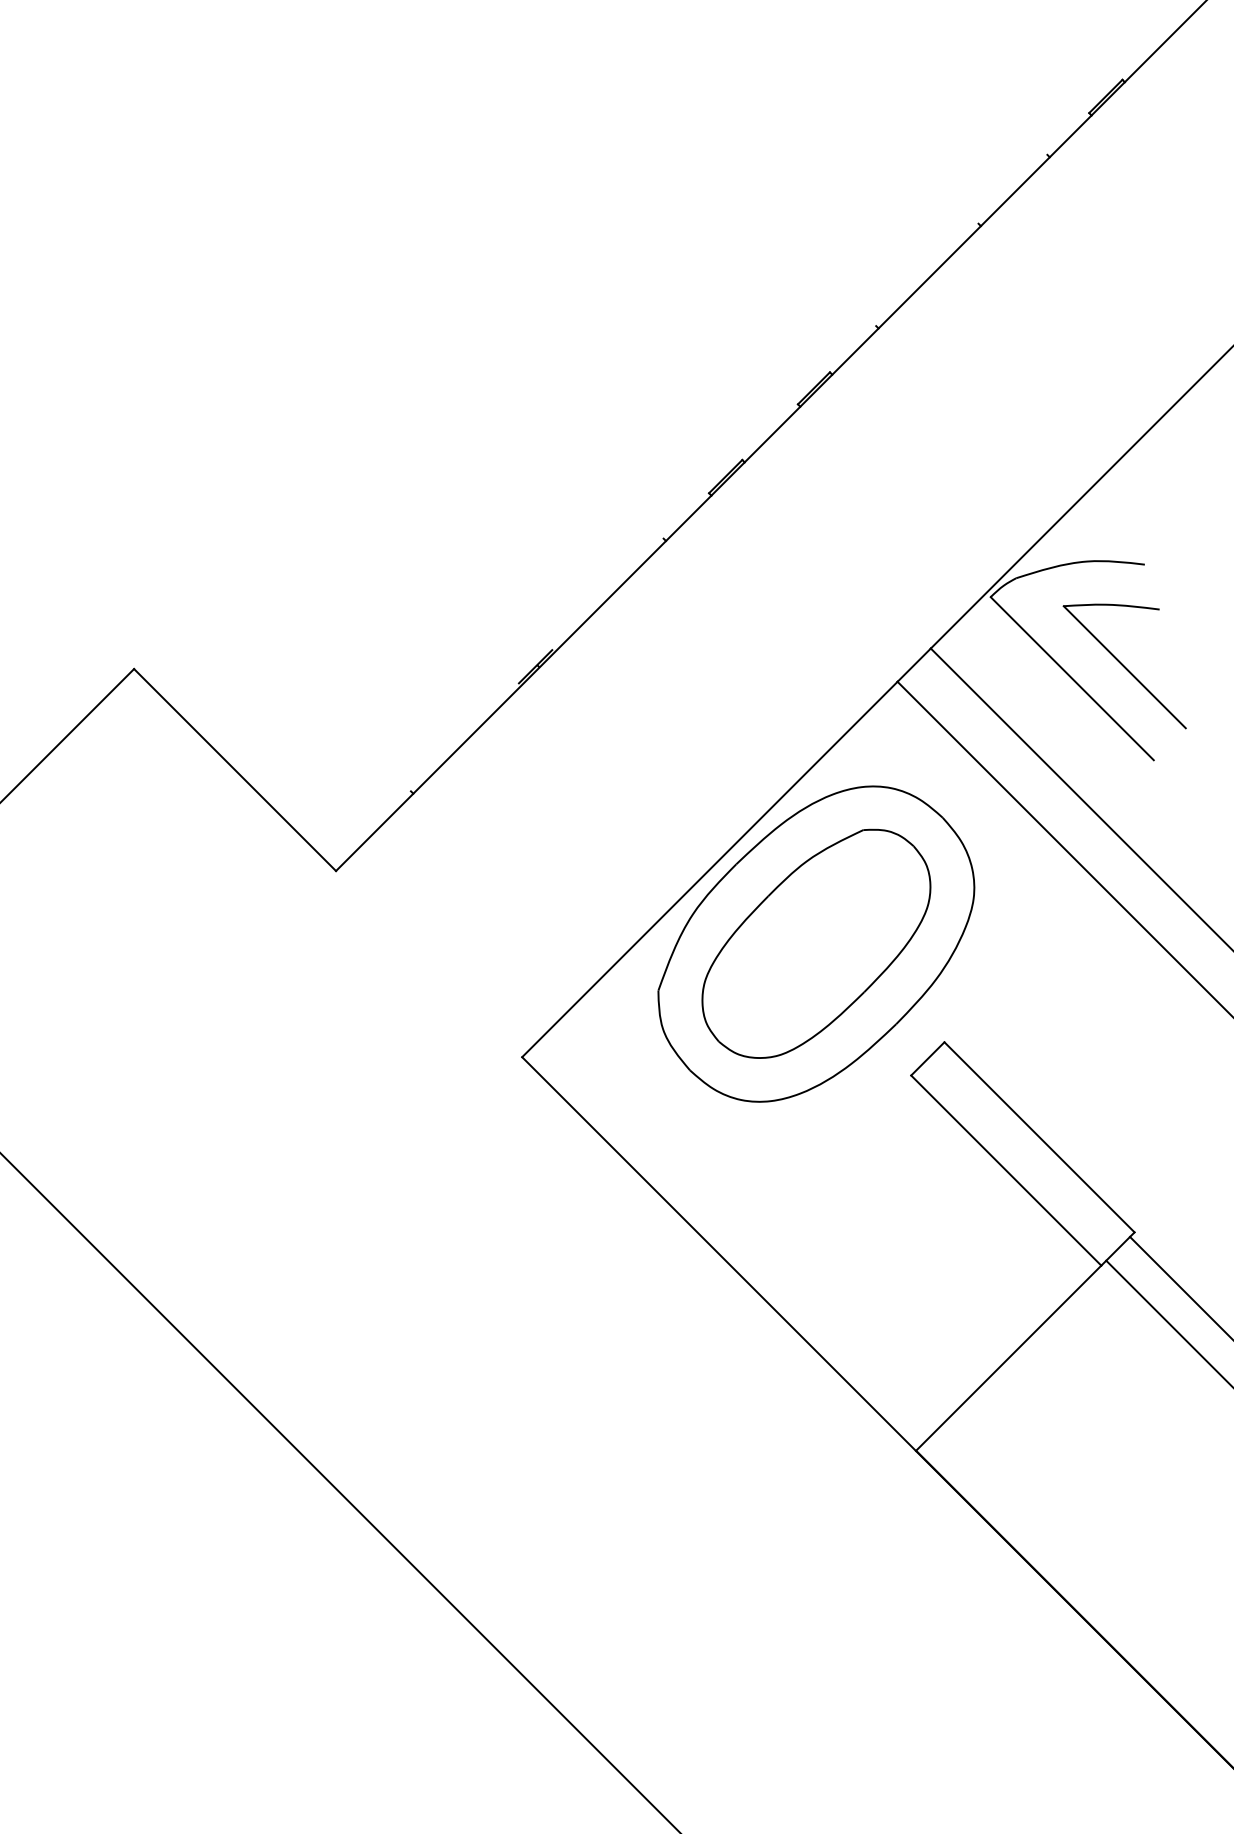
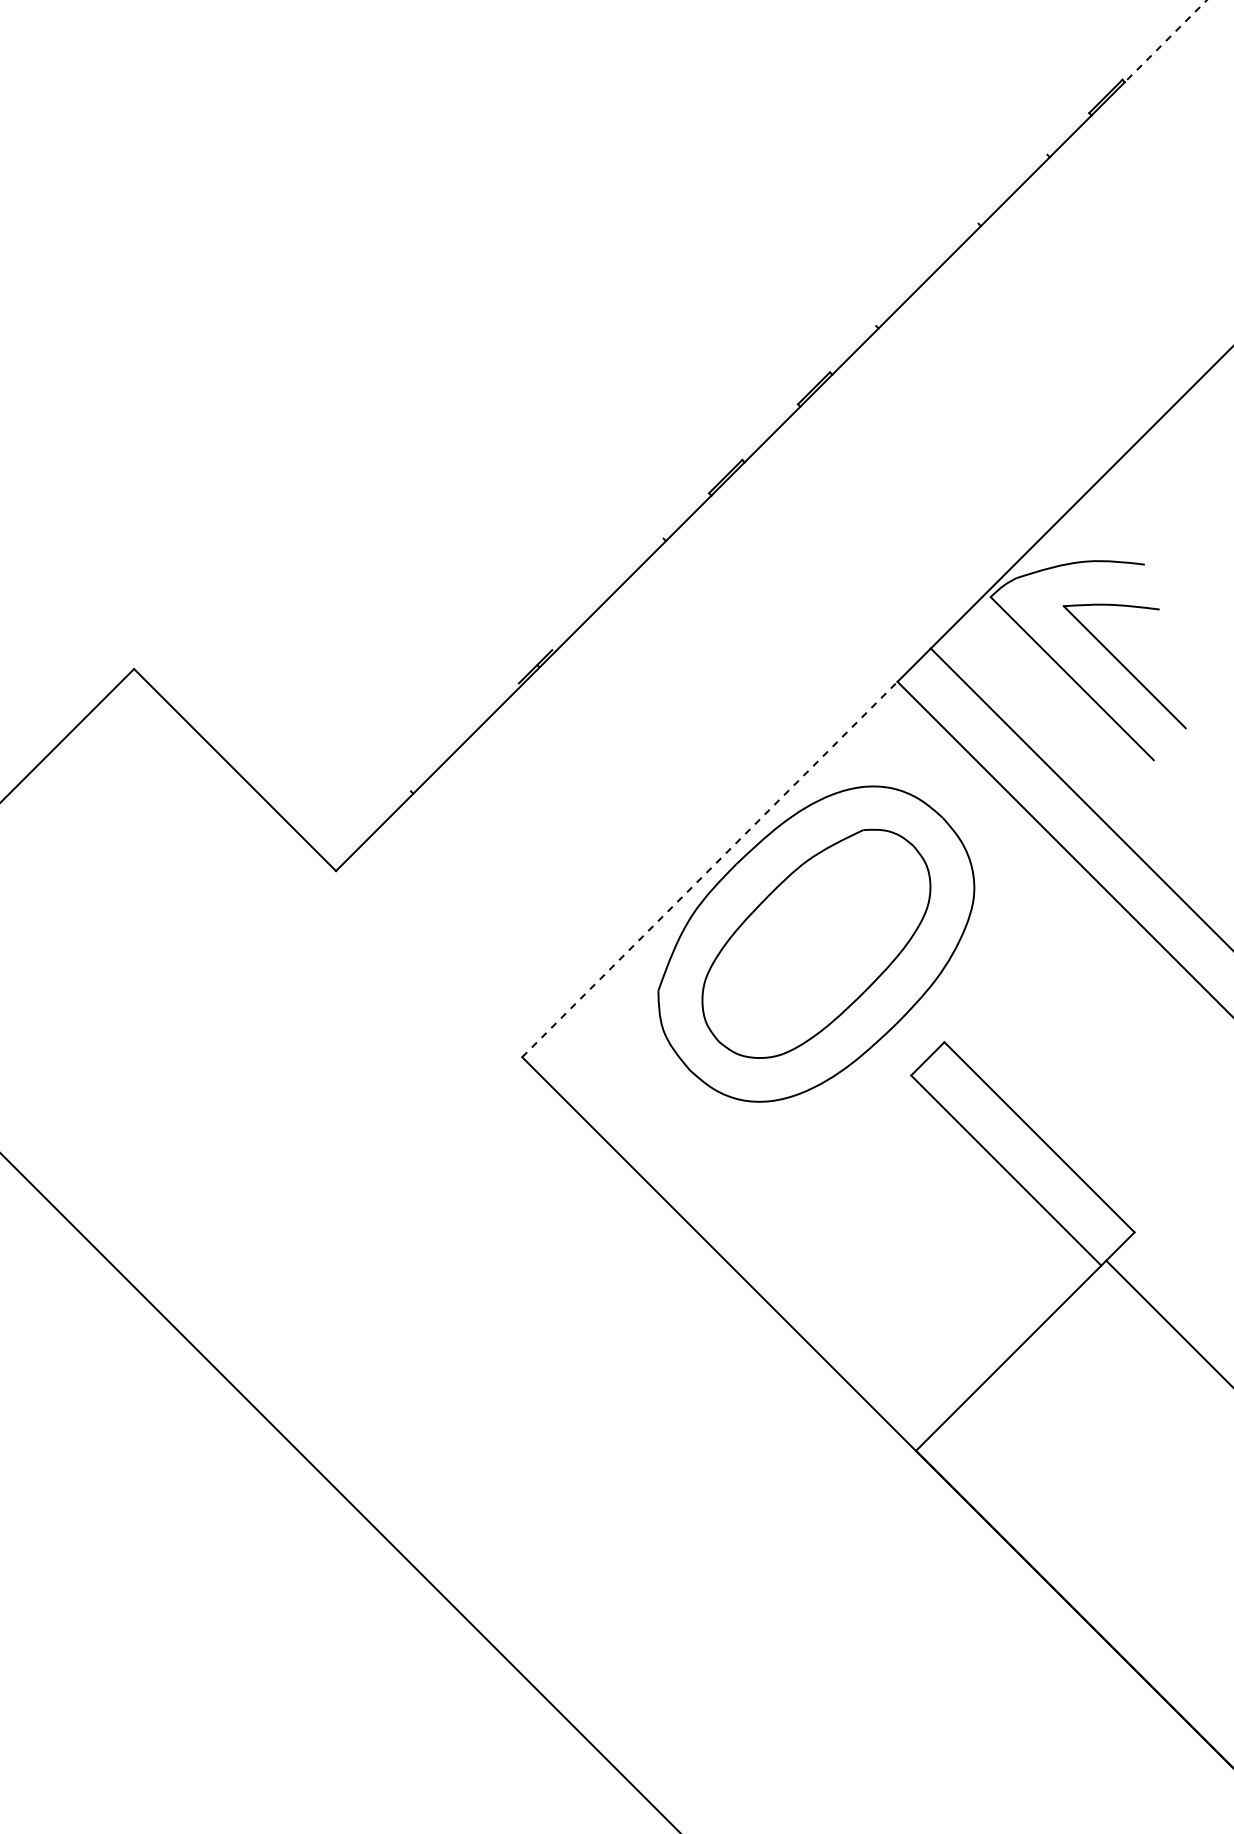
line: solid -> dashed (1165, 41)
line: solid -> dashed (710, 869)
line: present -> none (1180, 1286)
